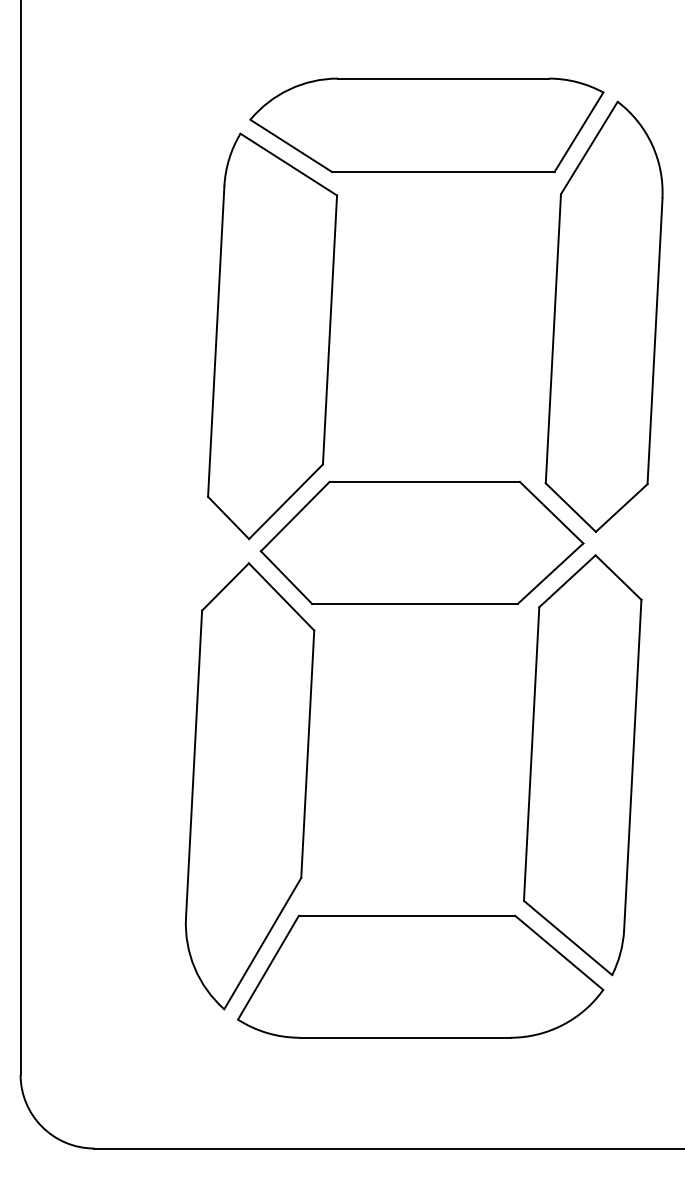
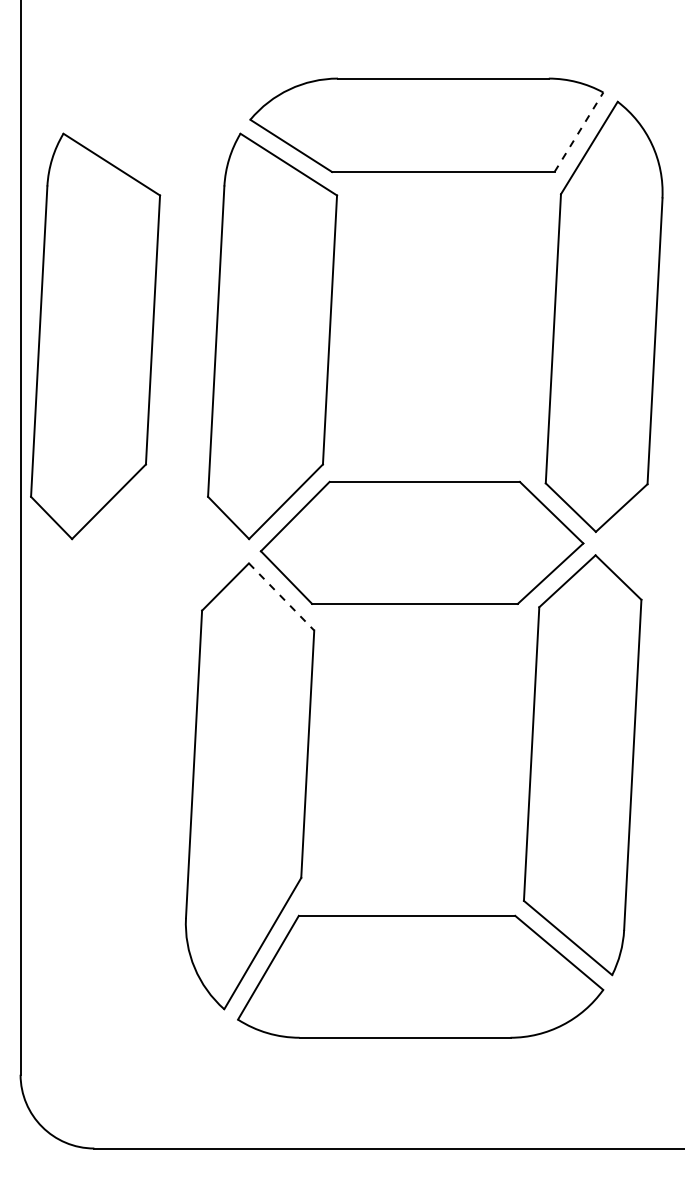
line: solid -> dashed (579, 132)
part: none -> present (95, 336)
line: solid -> dashed (281, 596)
